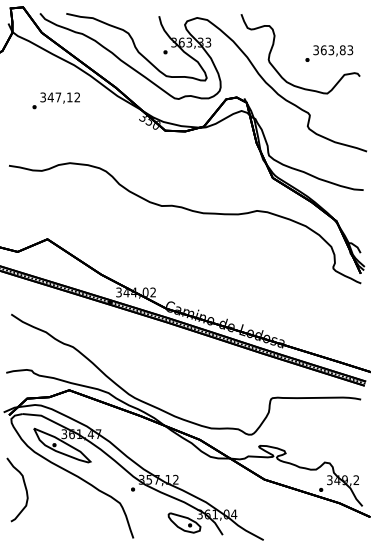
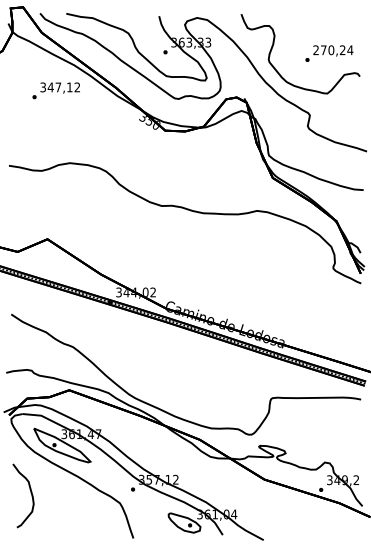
text: 363,83 -> 270,24 (333, 50)
text position: (55, 100) -> (55, 90) (55, 90)
curve position: (24, 487) -> (30, 493) (30, 493)
